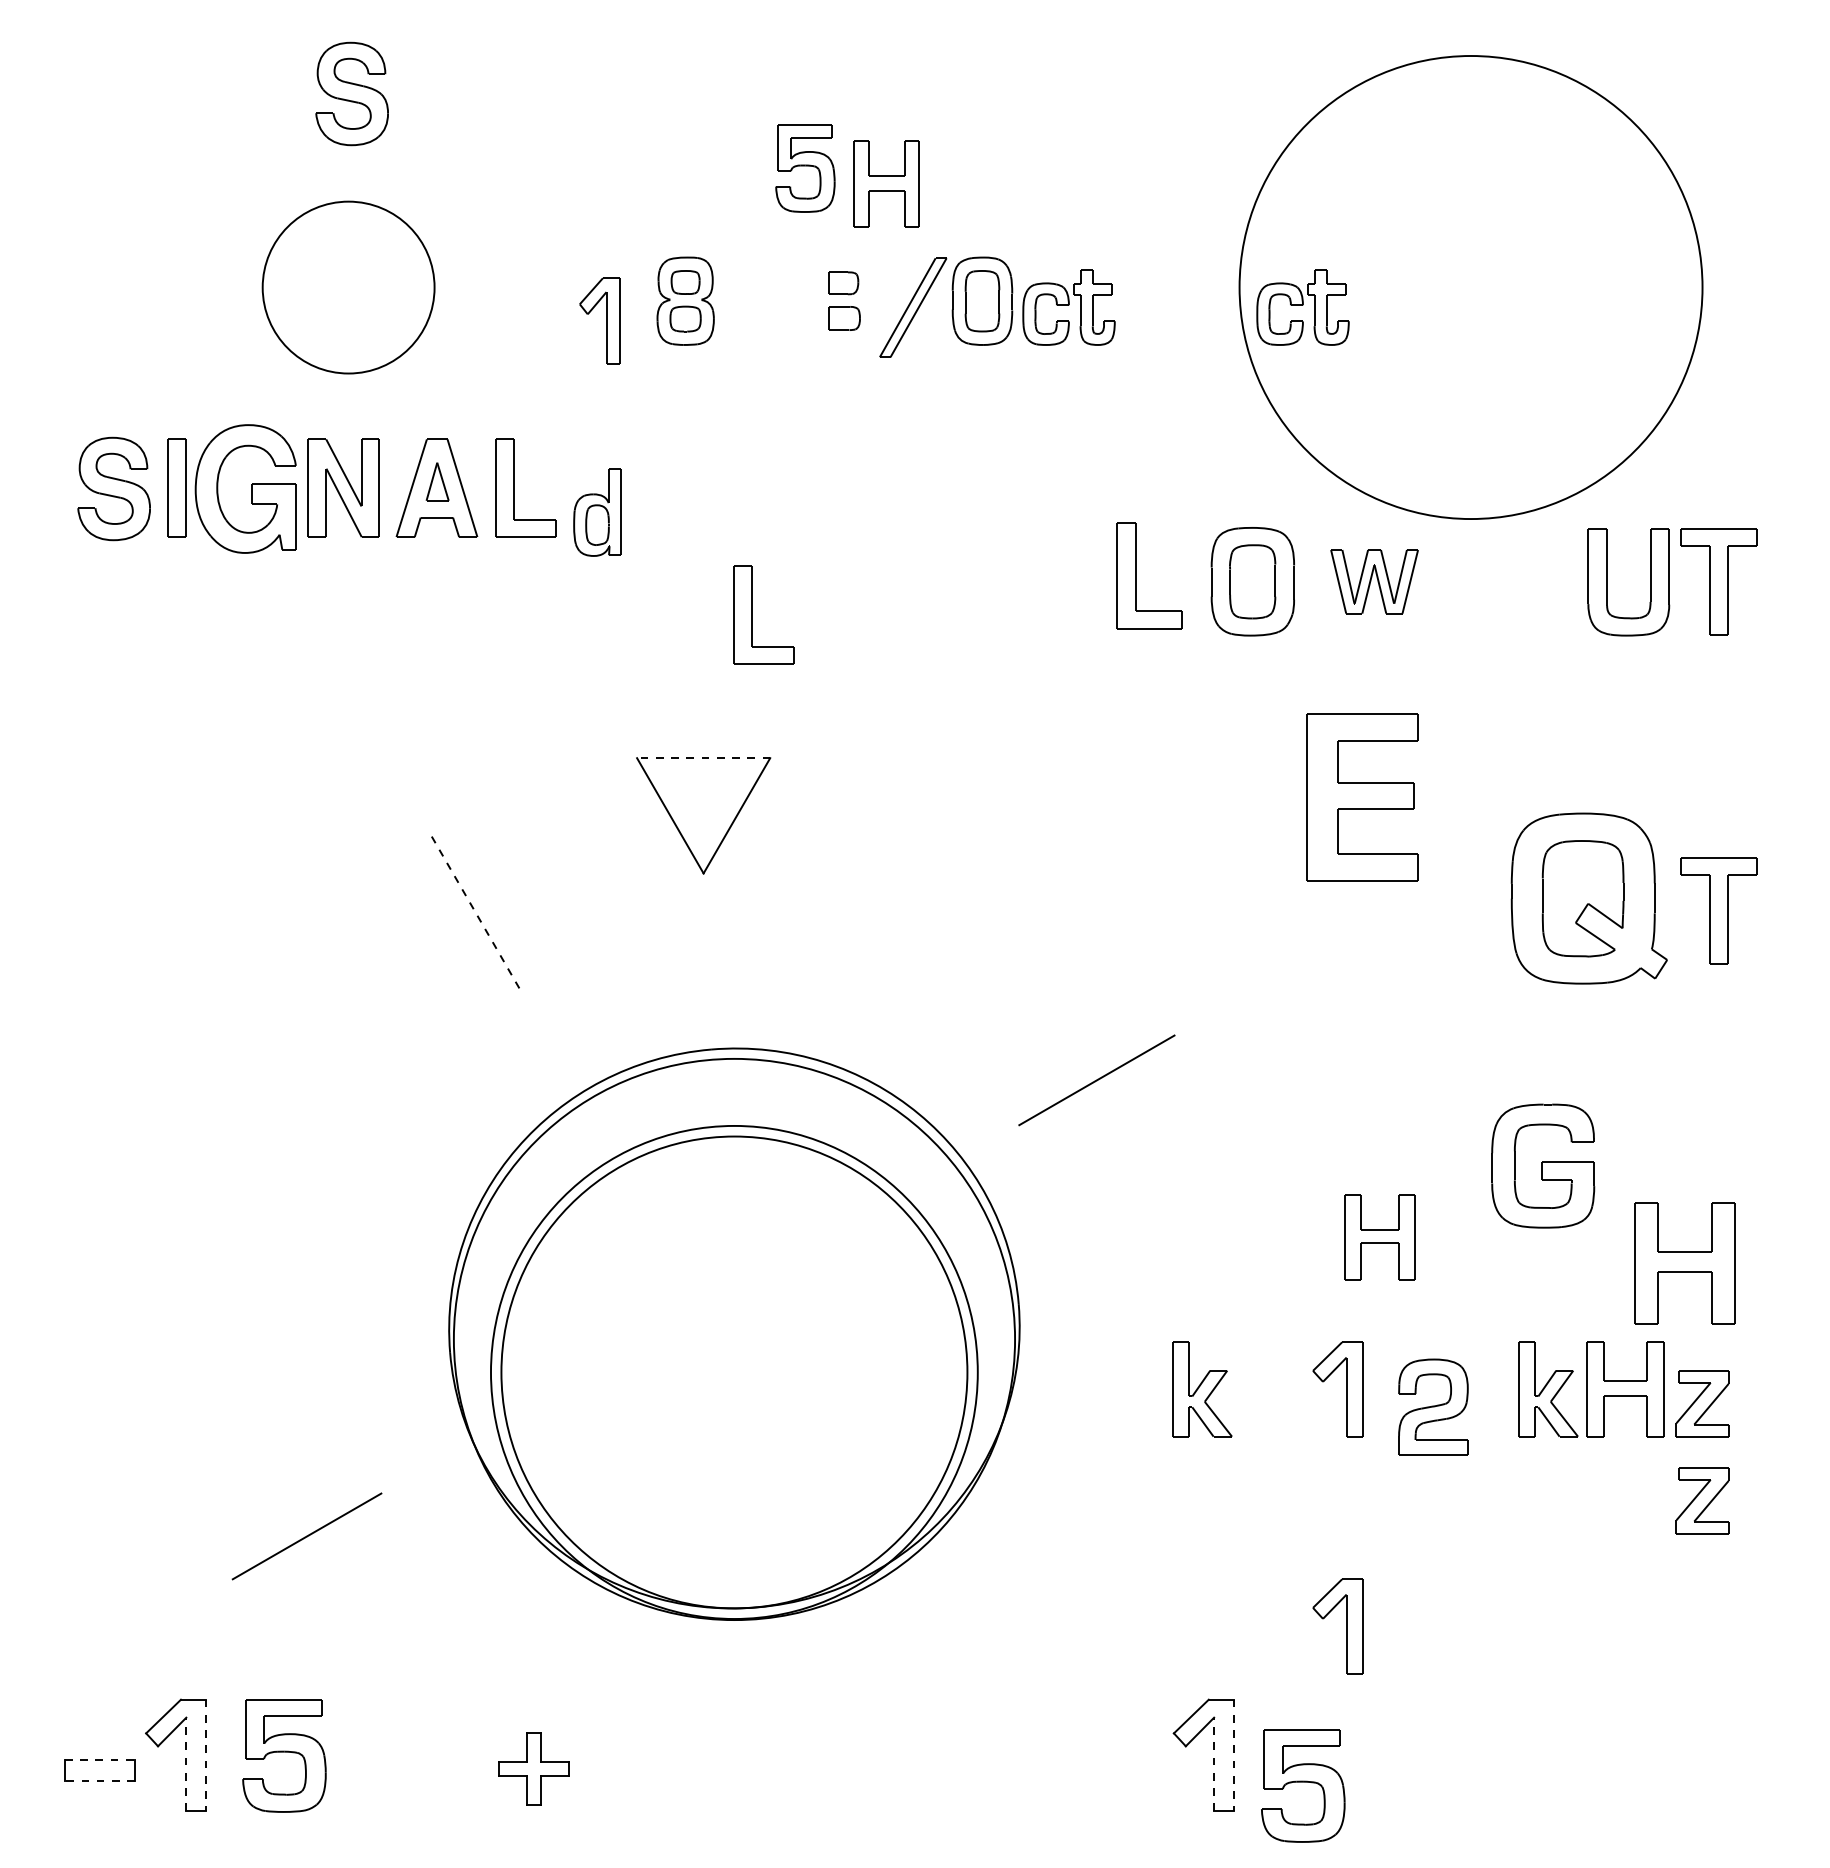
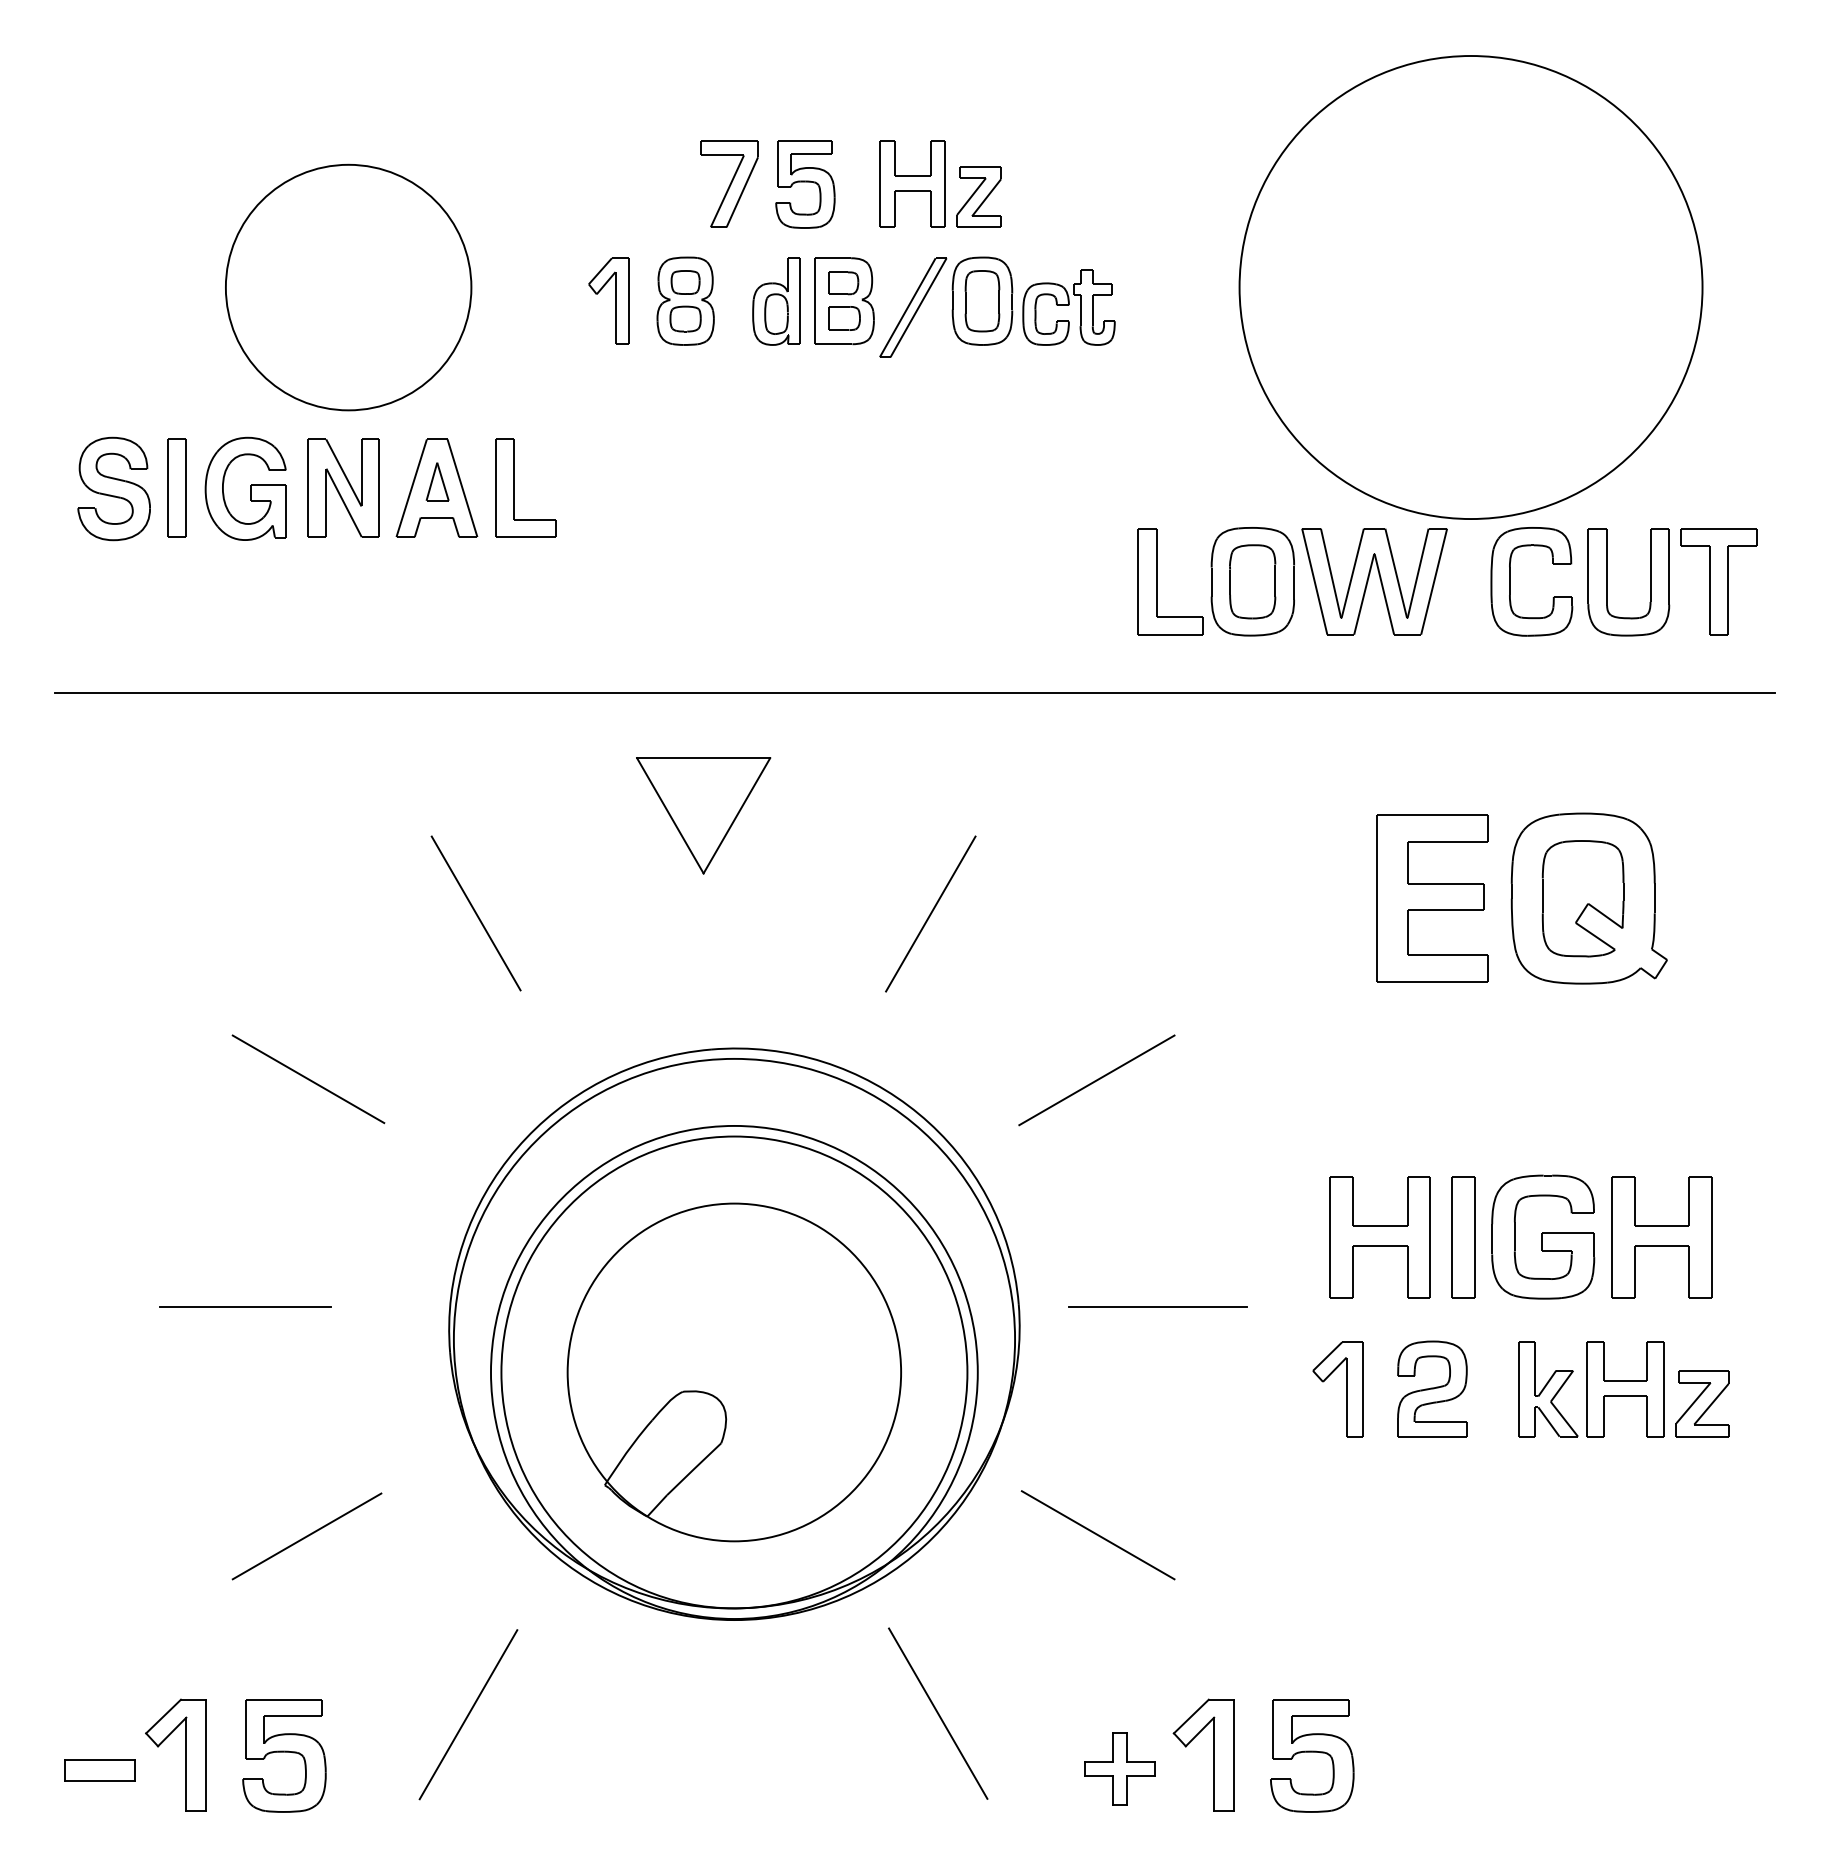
part: present -> none (351, 93)
part position: (805, 168) -> (805, 184) (805, 184)
part: none -> present (729, 183)
part position: (886, 183) -> (912, 183) (912, 183)
part: none -> present (978, 196)
circle diameter: 172 px -> 246 px (348, 287)
part: none -> present (844, 301)
part: present -> none (1302, 307)
part position: (606, 320) -> (615, 300) (615, 300)
part size: 103x130 px -> 83x105 px (245, 488)
part position: (597, 512) -> (776, 301) (776, 301)
part position: (1136, 575) -> (1157, 581) (1157, 581)
part size: 89x66 px -> 147x108 px (1374, 581)
part: none -> present (1510, 581)
part: present -> none (752, 614)
line: none -> present (914, 692)
line: dashed -> solid (703, 758)
part position: (1362, 797) -> (1432, 898) (1432, 898)
part: present -> none (1718, 910)
line: dashed -> solid (476, 913)
line: none -> present (930, 913)
line: none -> present (308, 1079)
part position: (1543, 1165) -> (1543, 1236) (1543, 1236)
part size: 72x87 px -> 102x123 px (1379, 1237)
part: none -> present (1463, 1237)
part position: (1684, 1263) -> (1661, 1237) (1661, 1237)
line: none -> present (245, 1307)
line: none -> present (1157, 1307)
part: none -> present (733, 1372)
part: present -> none (1202, 1389)
part position: (1433, 1406) -> (1432, 1388) (1432, 1388)
part: present -> none (1702, 1500)
line: none -> present (1097, 1535)
part: present -> none (1346, 1626)
line: none -> present (938, 1713)
line: none -> present (468, 1714)
line: dashed -> solid (206, 1755)
line: dashed -> solid (1234, 1755)
line: dashed -> solid (99, 1759)
line: dashed -> solid (186, 1764)
line: dashed -> solid (1214, 1764)
part position: (533, 1768) -> (1119, 1768) (1119, 1768)
line: dashed -> solid (99, 1780)
part position: (1303, 1785) -> (1312, 1755) (1312, 1755)
